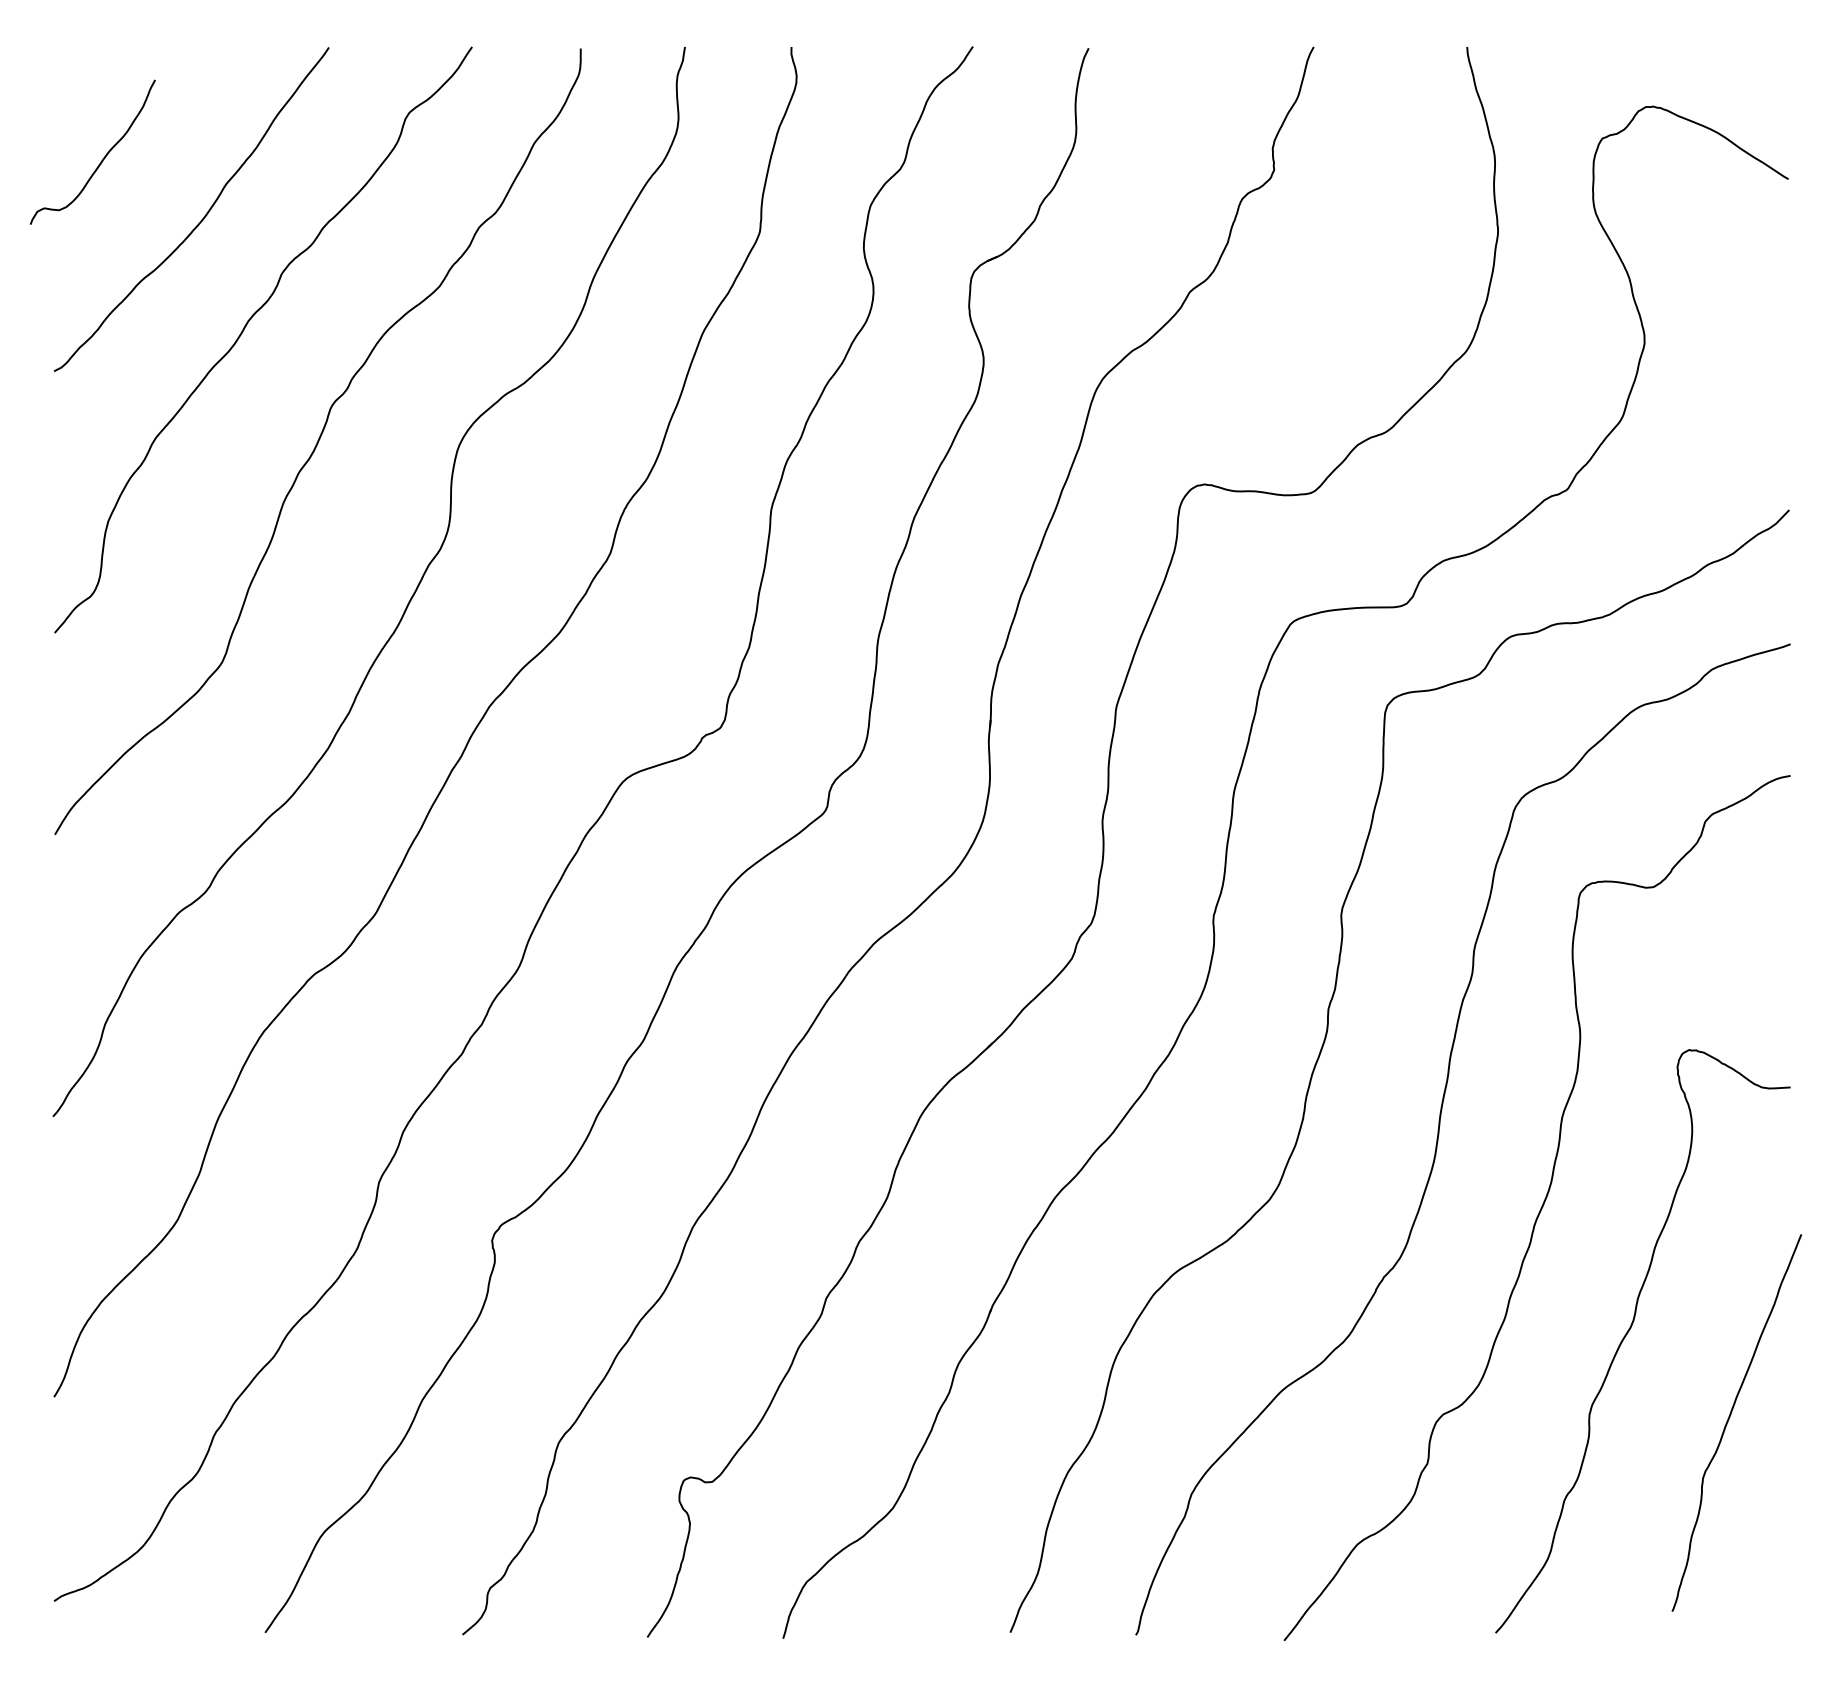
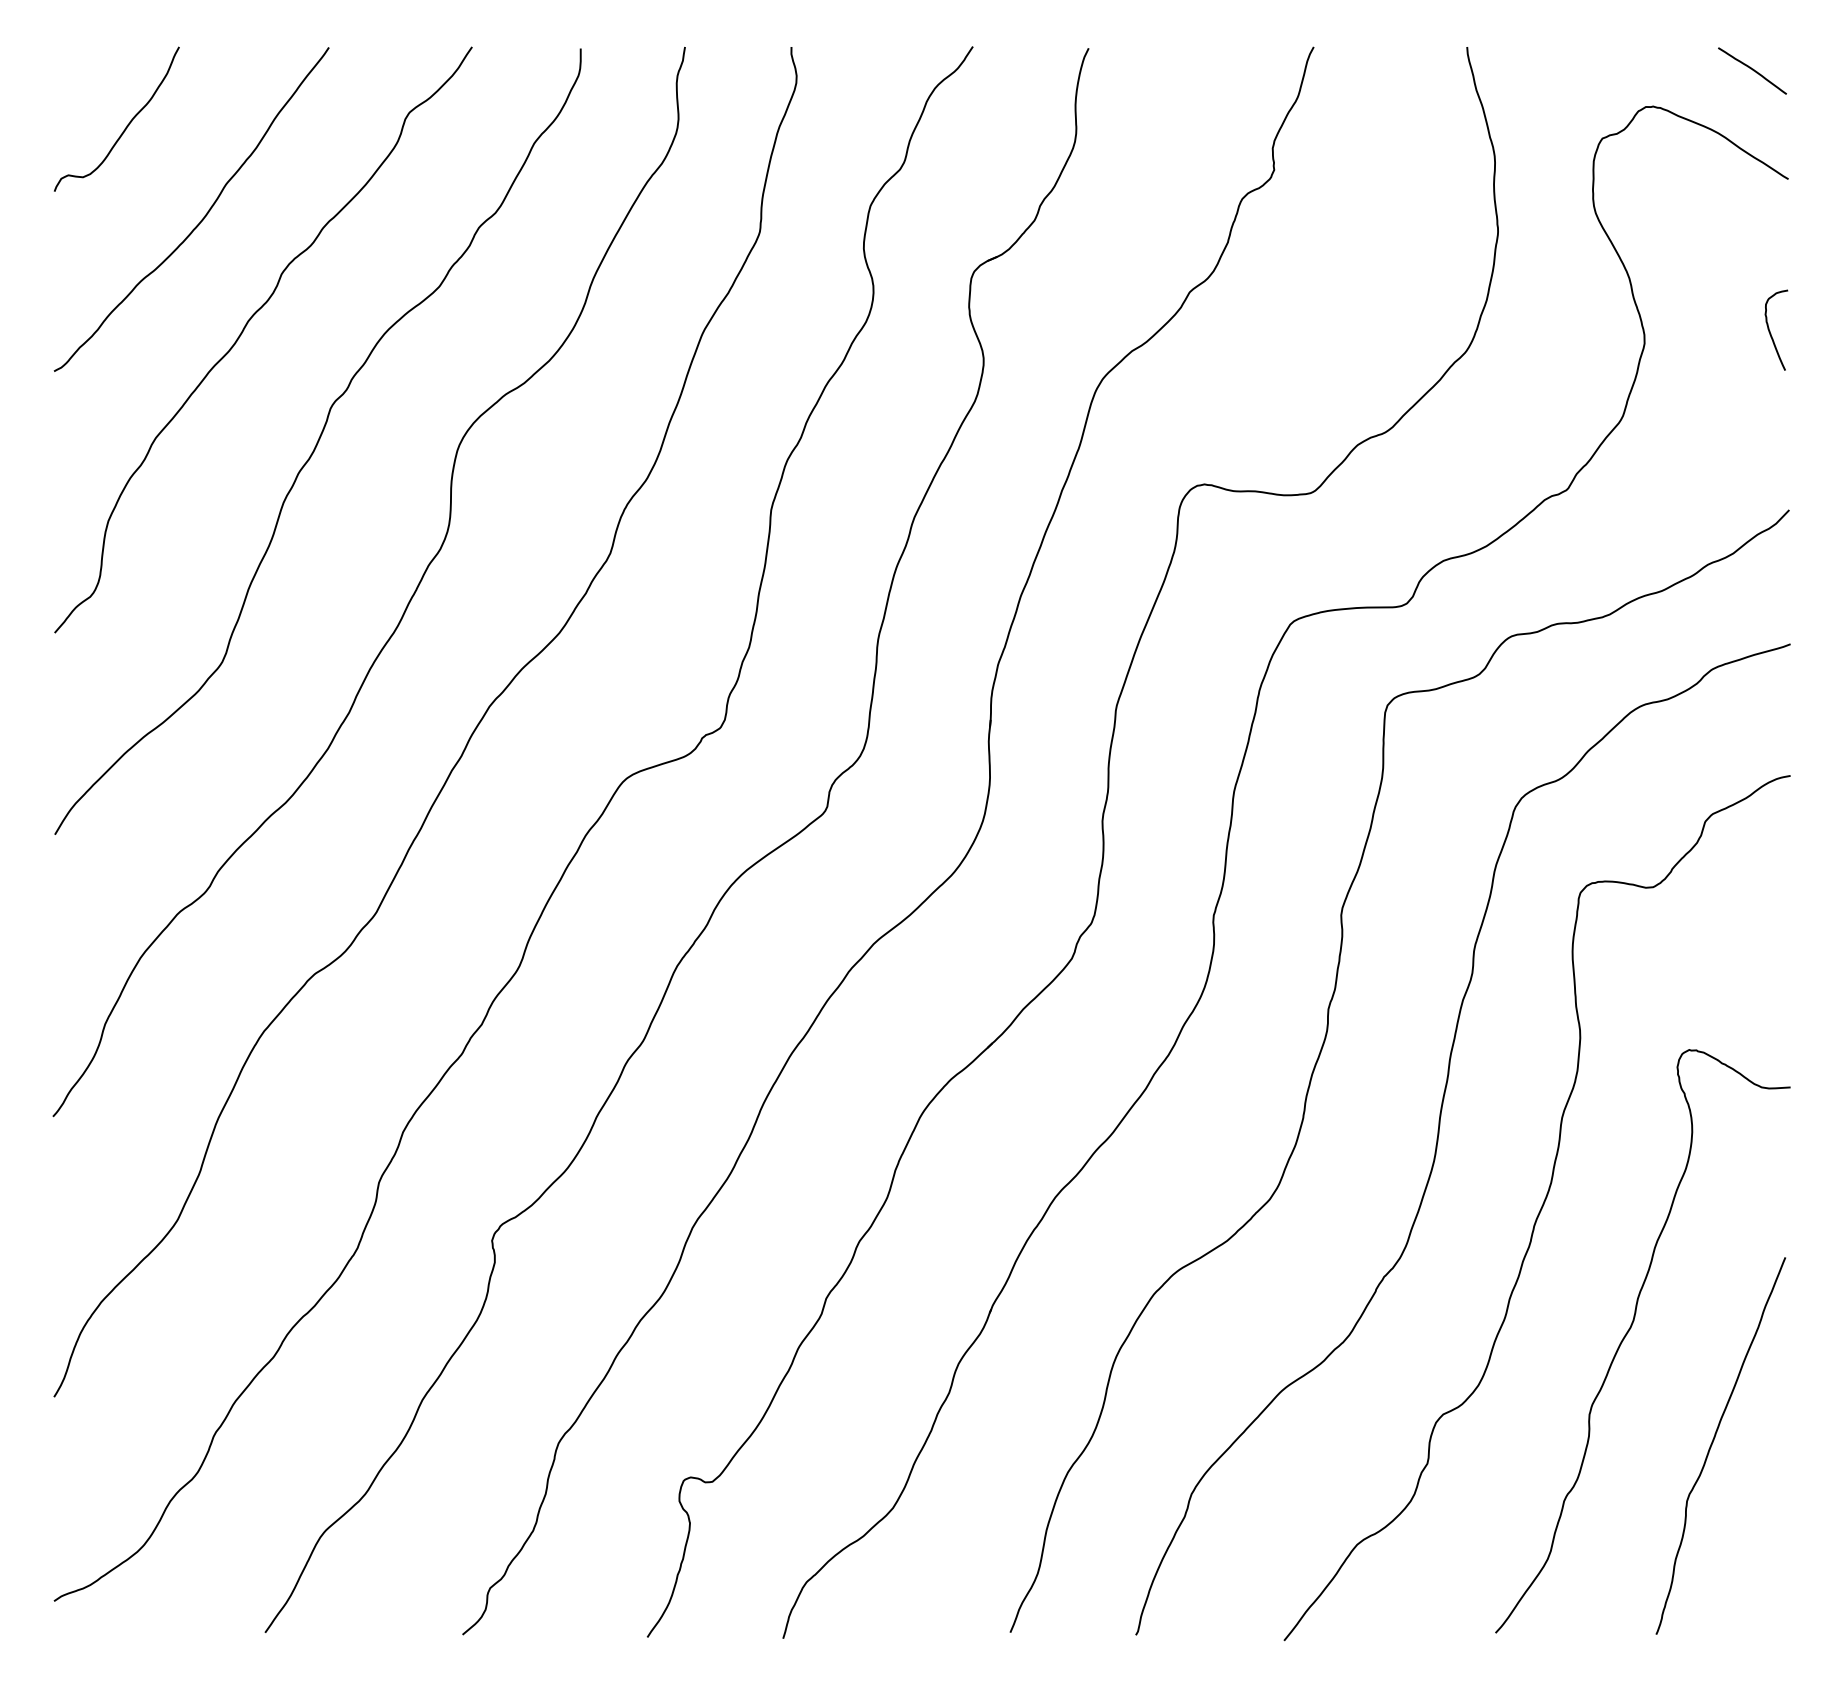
curve: none -> present (1752, 70)
curve position: (102, 158) -> (126, 125) (126, 125)
curve: none -> present (1770, 330)
curve position: (1729, 1419) -> (1713, 1442) (1713, 1442)
